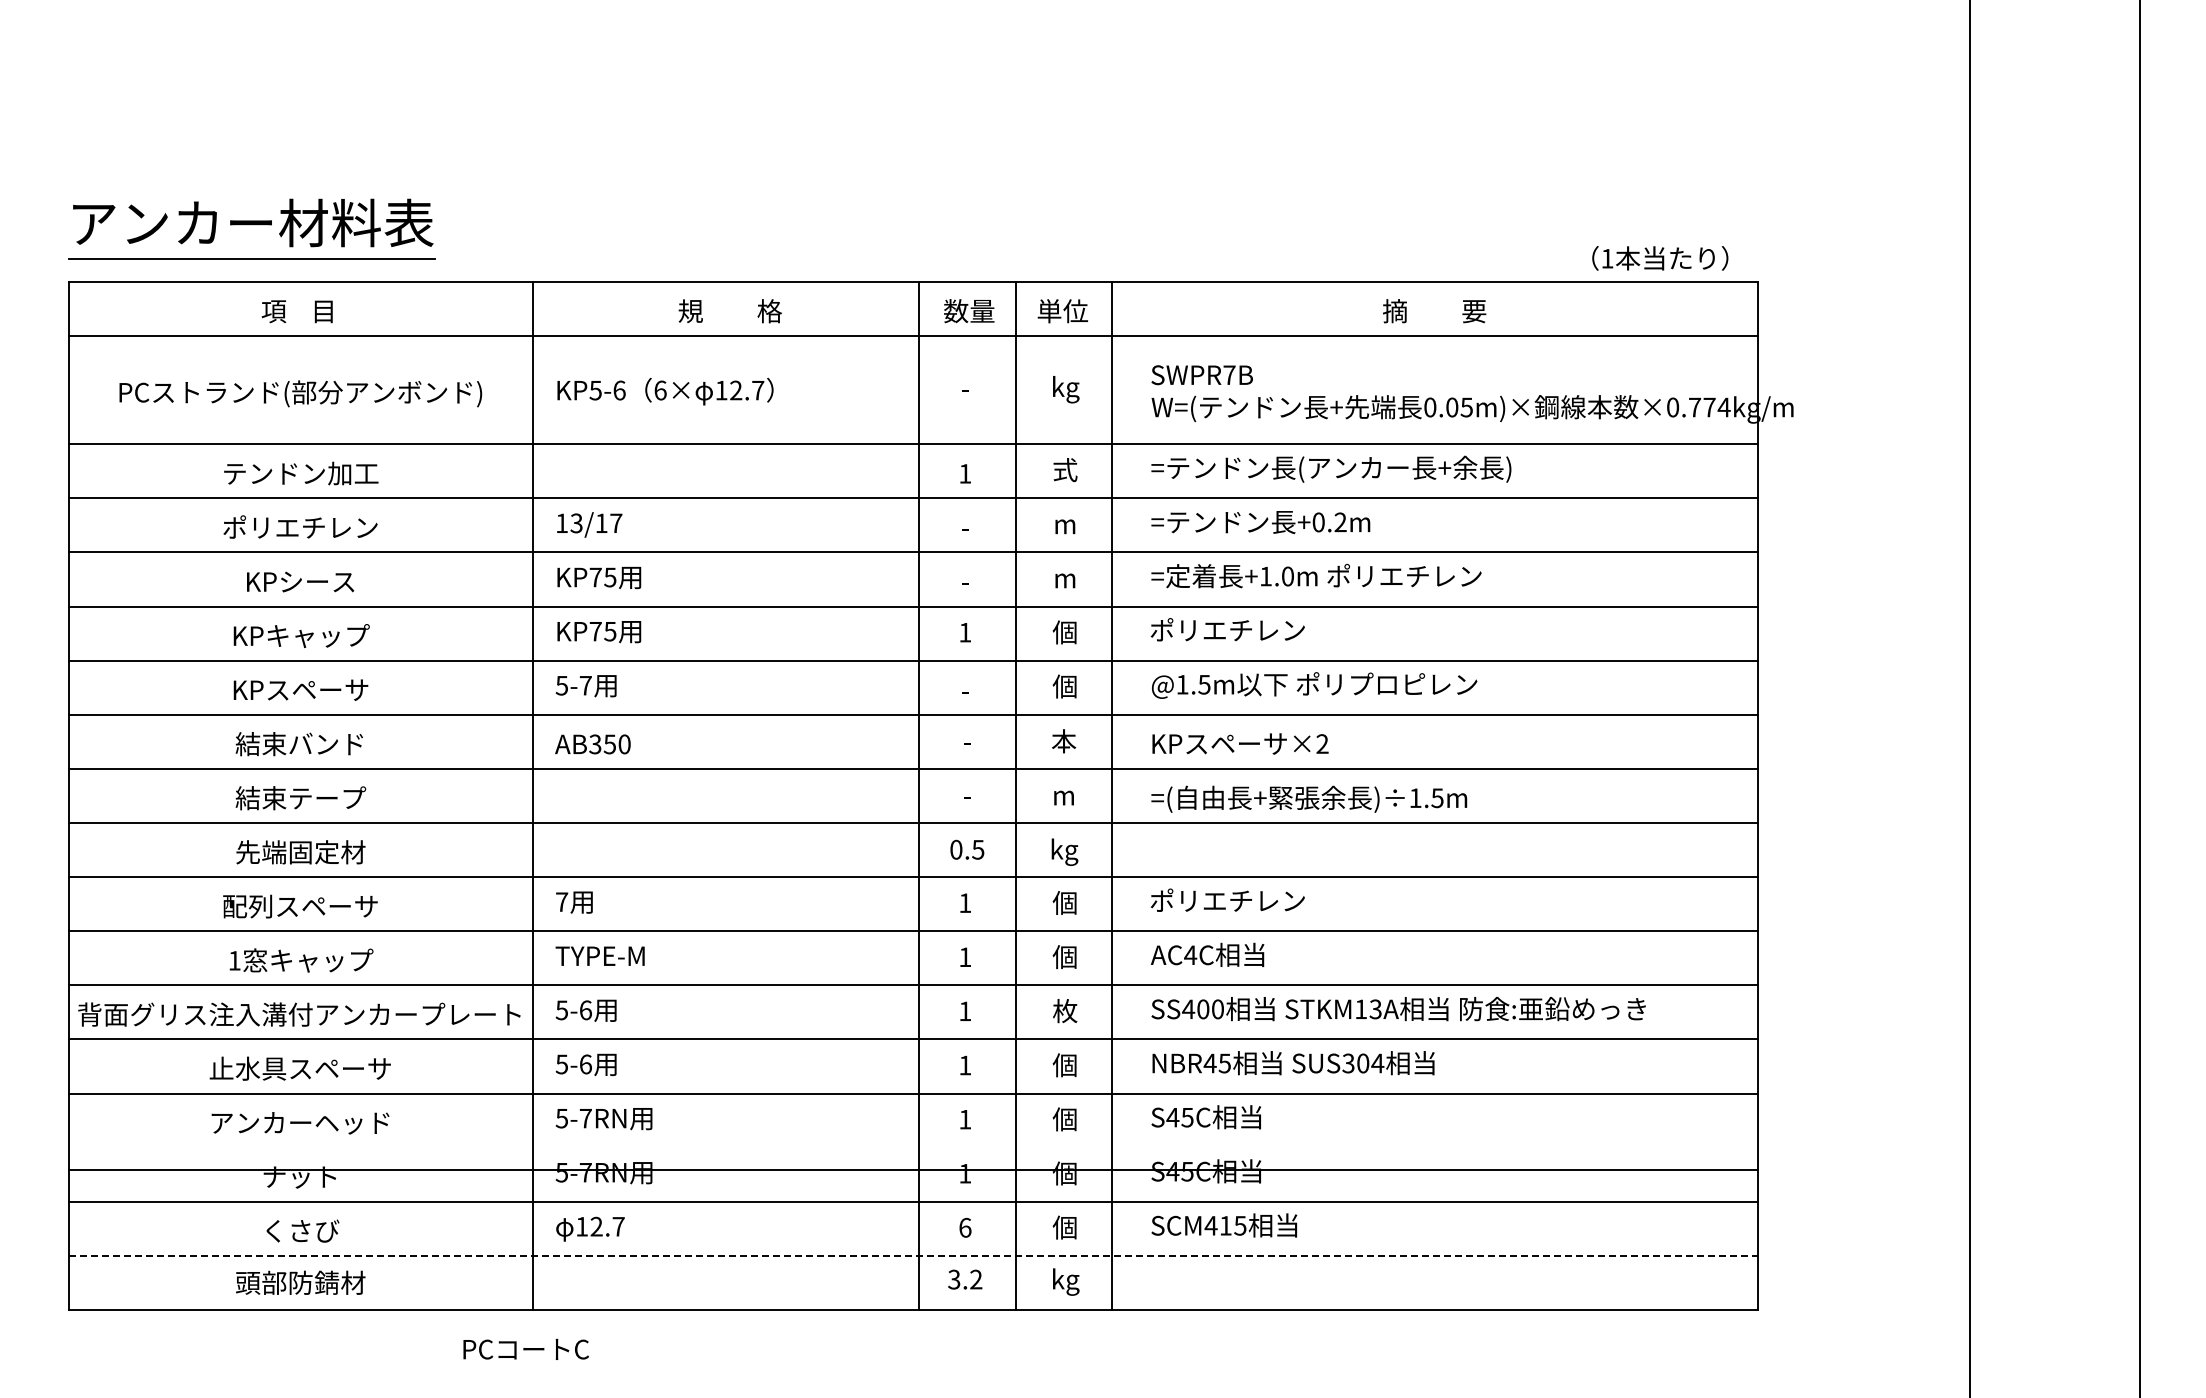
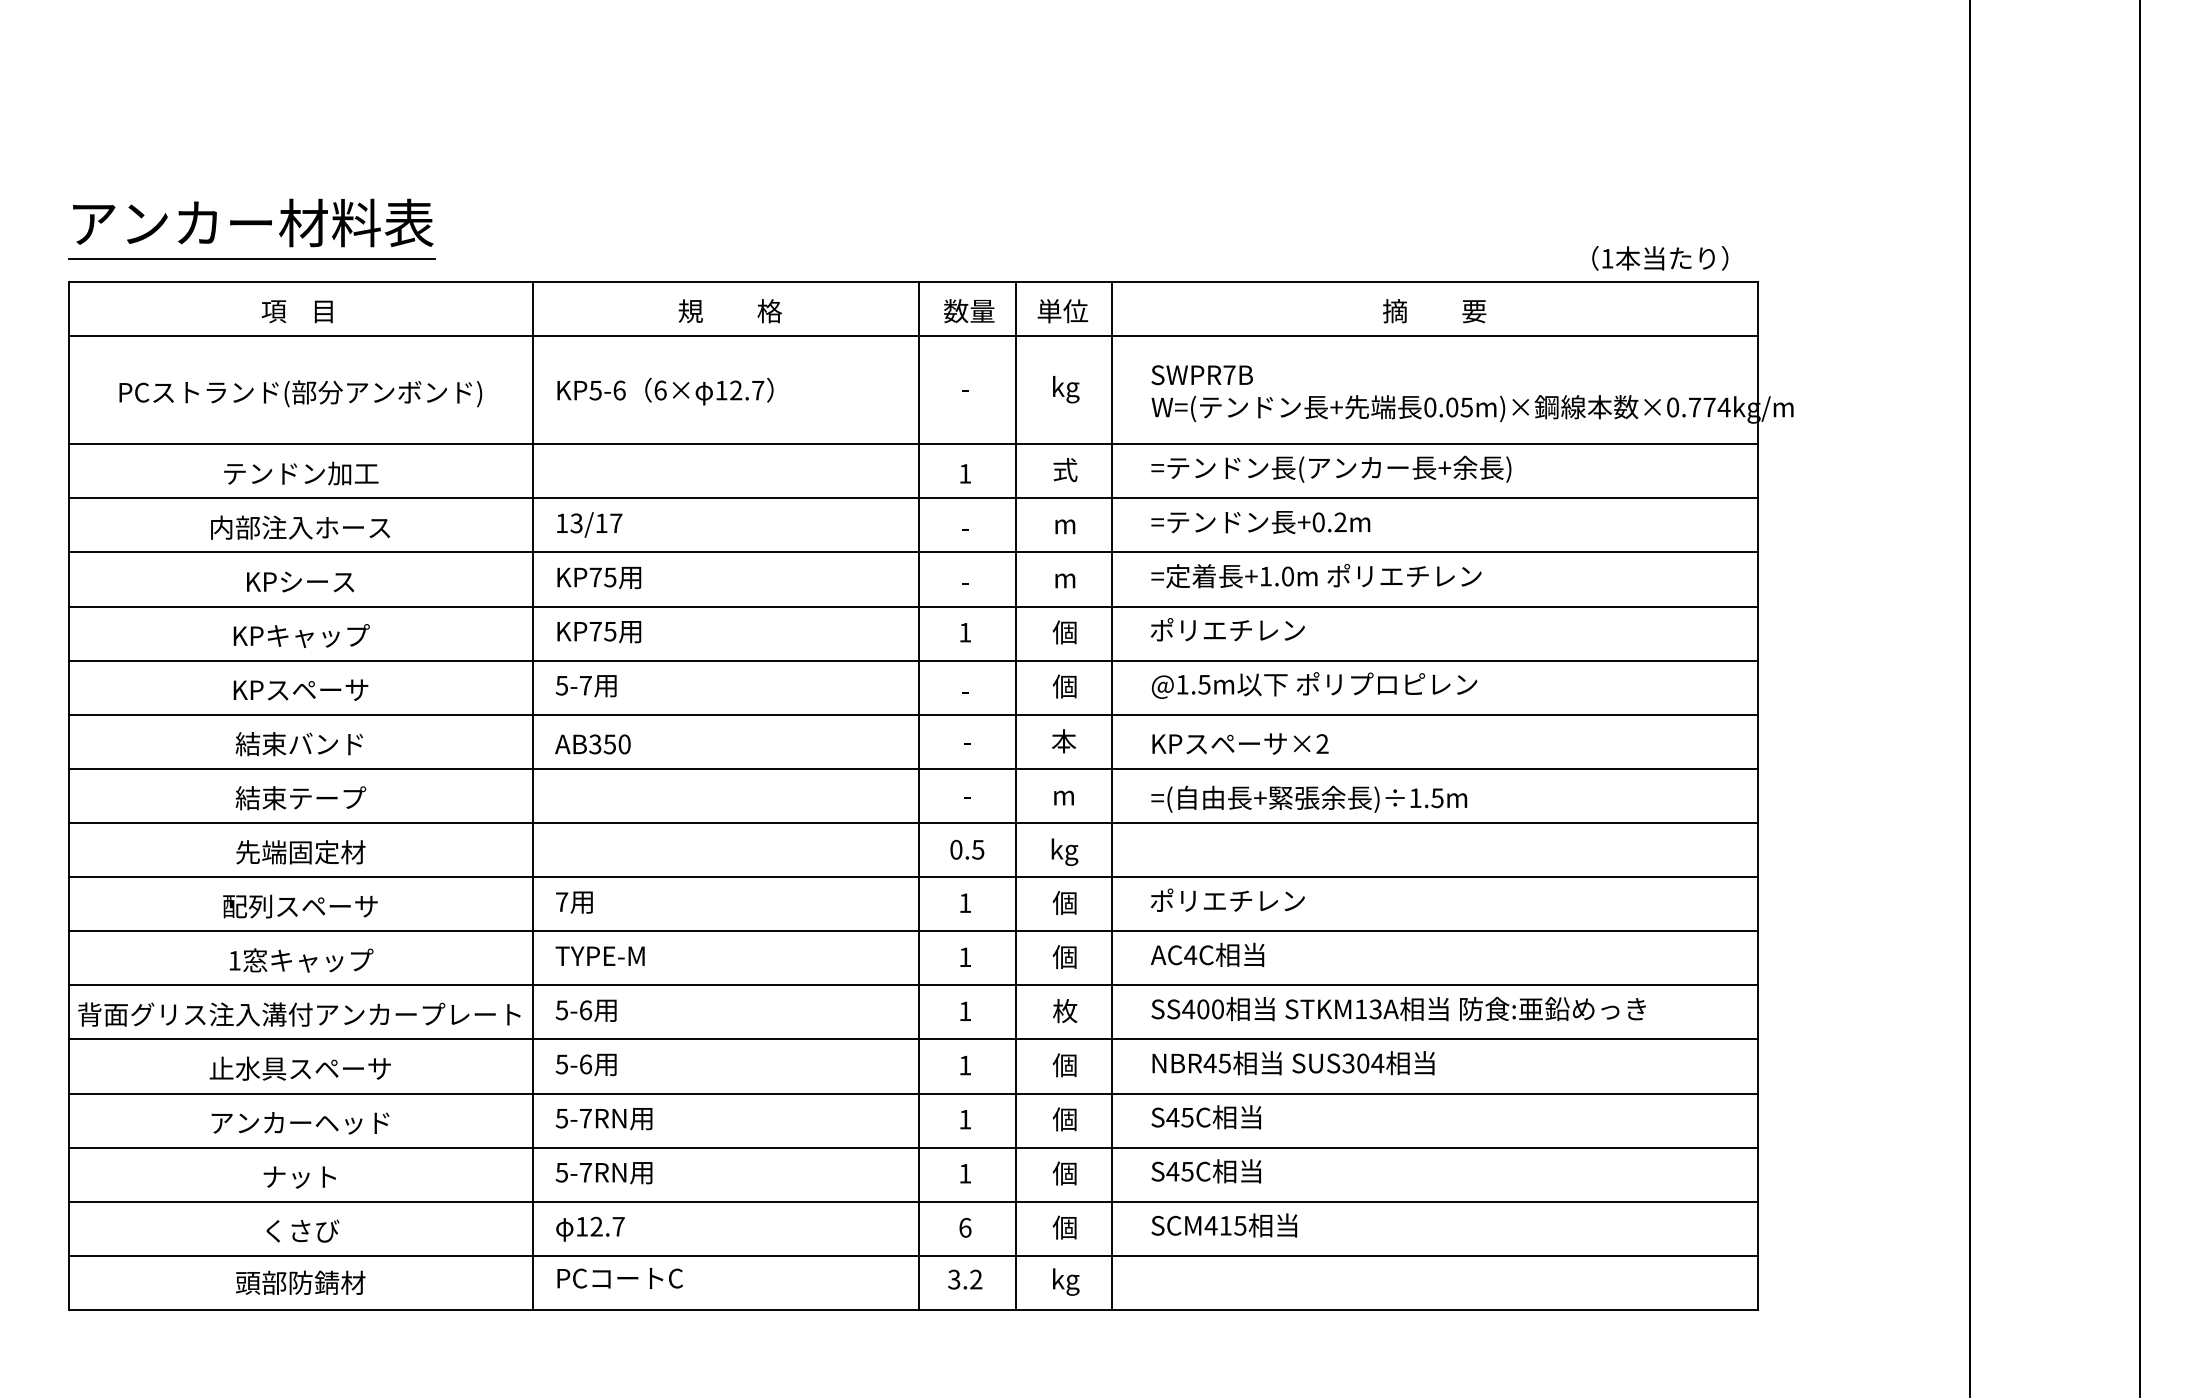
text: ポリエチレン -> 内部注入ホース (300, 527)
line position: (912, 1169) -> (912, 1147) (912, 1147)
line: dashed -> solid (913, 1255)
text position: (525, 1348) -> (619, 1277) (619, 1277)
